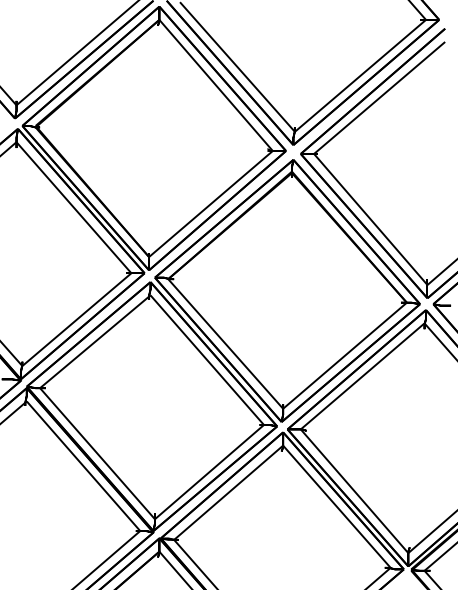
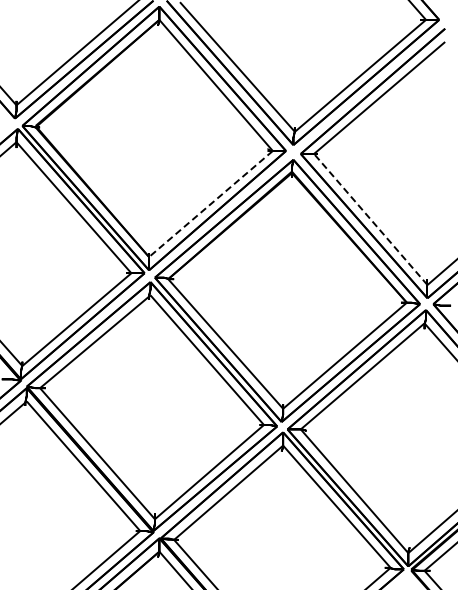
line: solid -> dashed (210, 204)
line: solid -> dashed (370, 219)
